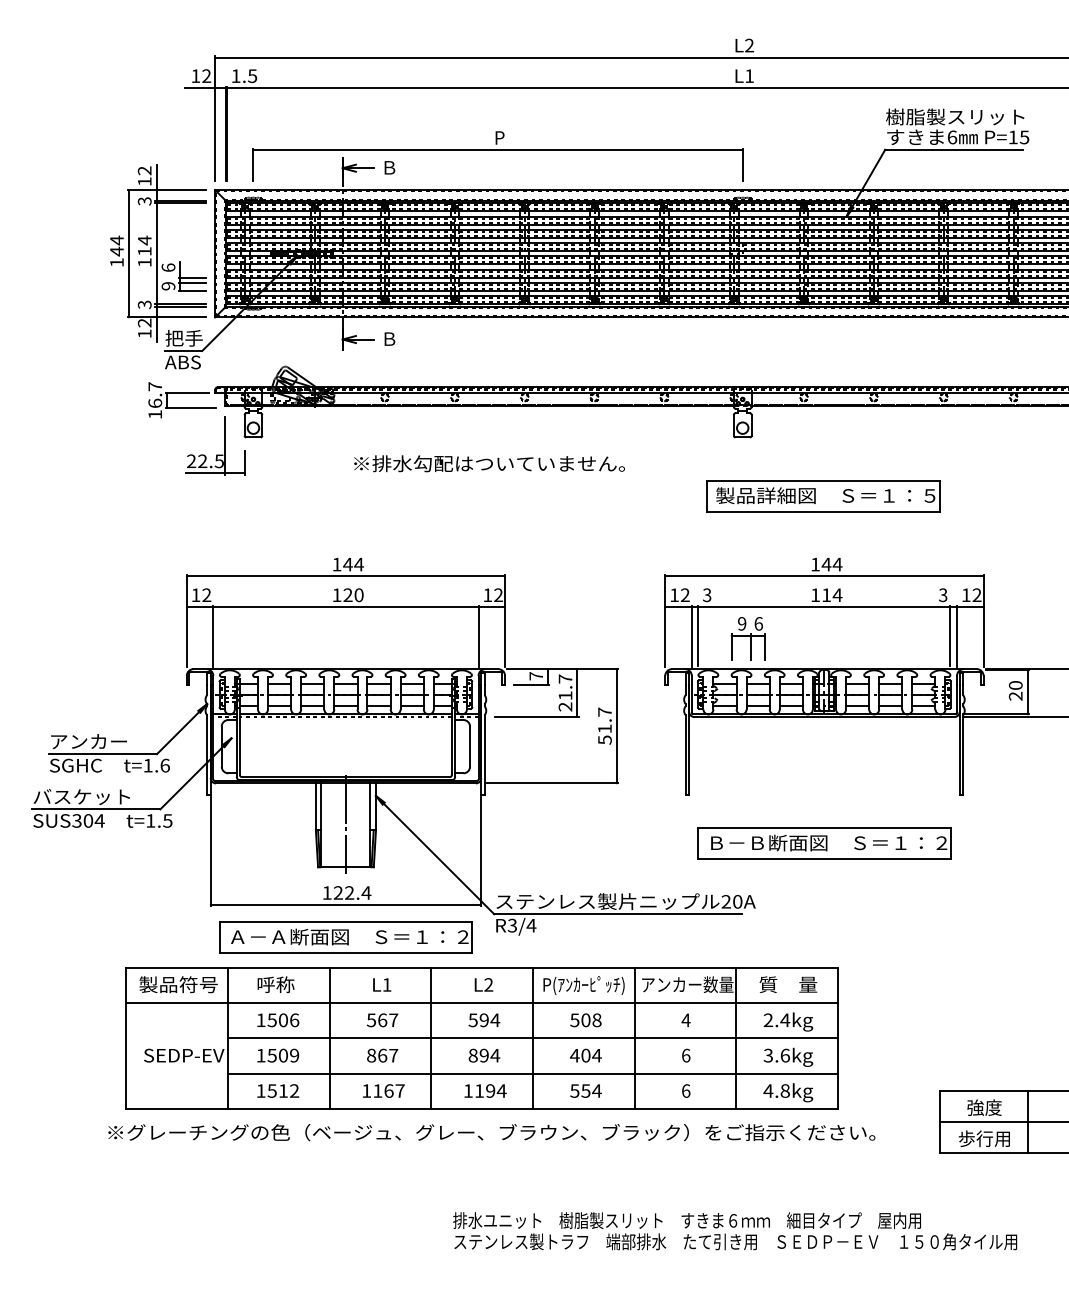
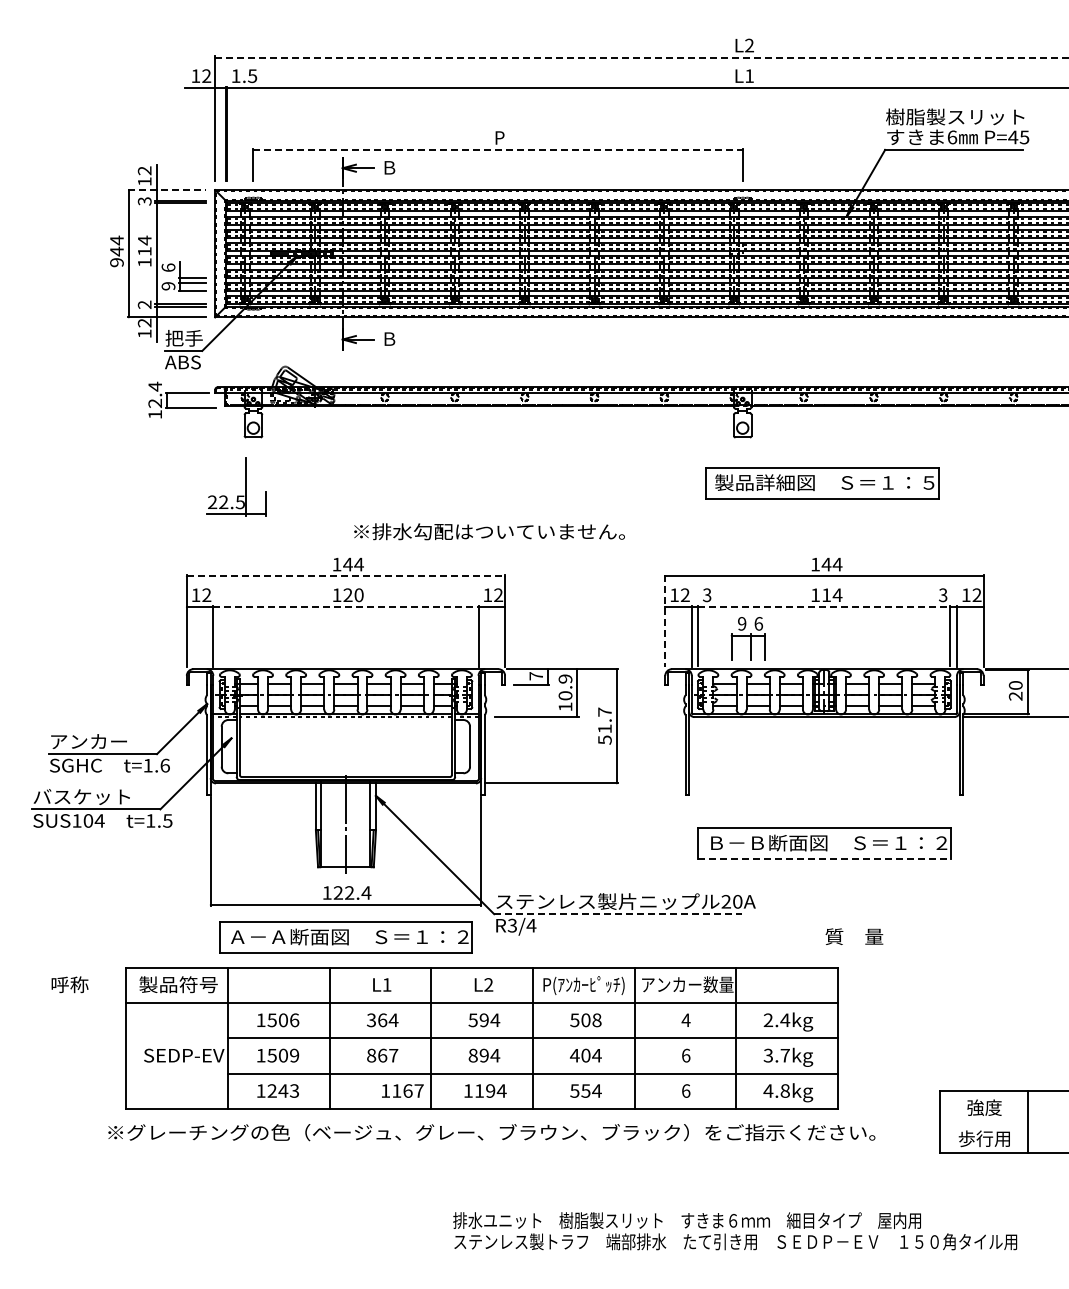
line: solid -> dashed (642, 57)
text: P=15 -> P=45 (1013, 137)
line: solid -> dashed (498, 149)
line: solid -> dashed (167, 190)
text: 144 -> 944 (116, 262)
text: 3 -> 2 (144, 304)
text: 16.7 -> 12.4 (155, 394)
part position: (224, 445) -> (245, 486) (245, 486)
text position: (489, 463) -> (489, 531) (489, 531)
part position: (823, 496) -> (822, 483) (822, 483)
line: solid -> dashed (346, 576)
line: solid -> dashed (345, 607)
line: solid -> dashed (824, 607)
line: solid -> dashed (665, 621)
text: 21.7 -> 10.9 (565, 692)
text: SUS304 -> SUS104 (76, 820)
line: solid -> dashed (824, 859)
line: solid -> dashed (617, 914)
text position: (275, 984) -> (69, 984) (69, 984)
text position: (788, 984) -> (854, 936) (854, 936)
text: 567 -> 364 (382, 1019)
text: 3.6kg -> 3.7kg (784, 1055)
text: 1512 -> 1243 (283, 1090)
text position: (383, 1090) -> (402, 1090) (402, 1090)
line: present -> none (1002, 1122)
